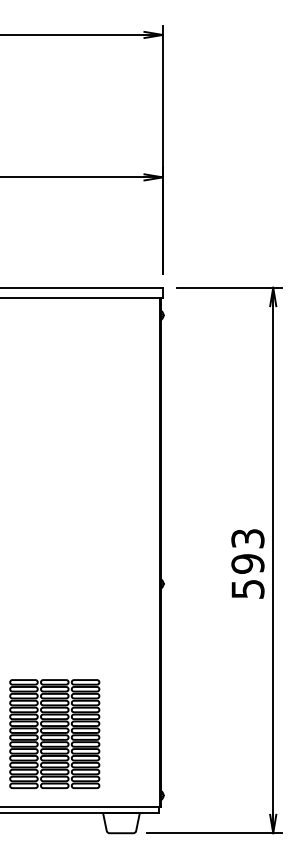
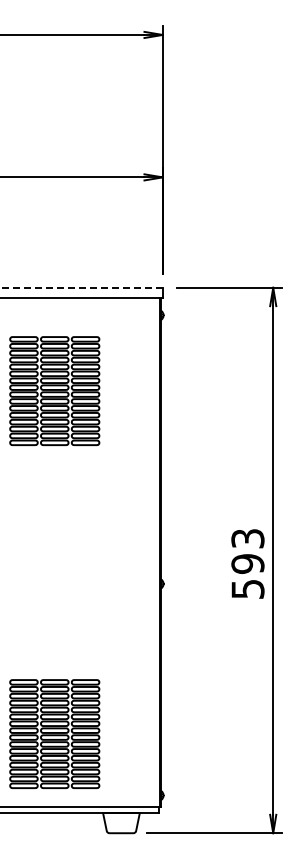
line: solid -> dashed (81, 287)
part: none -> present (54, 390)
